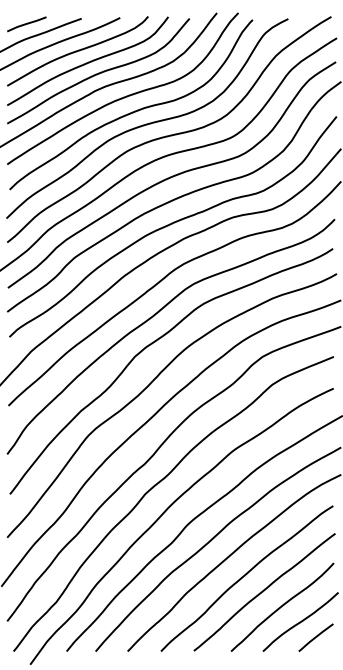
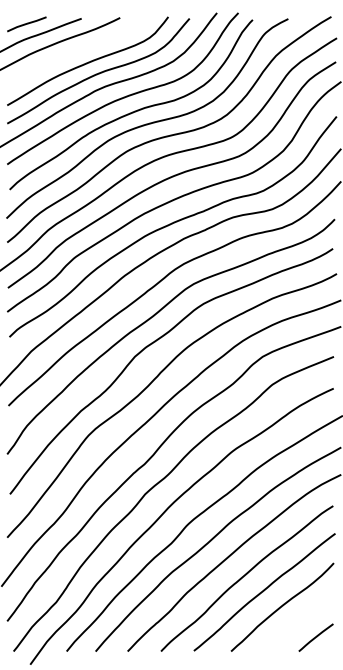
curve: present -> none (77, 51)
curve: present -> none (300, 621)
